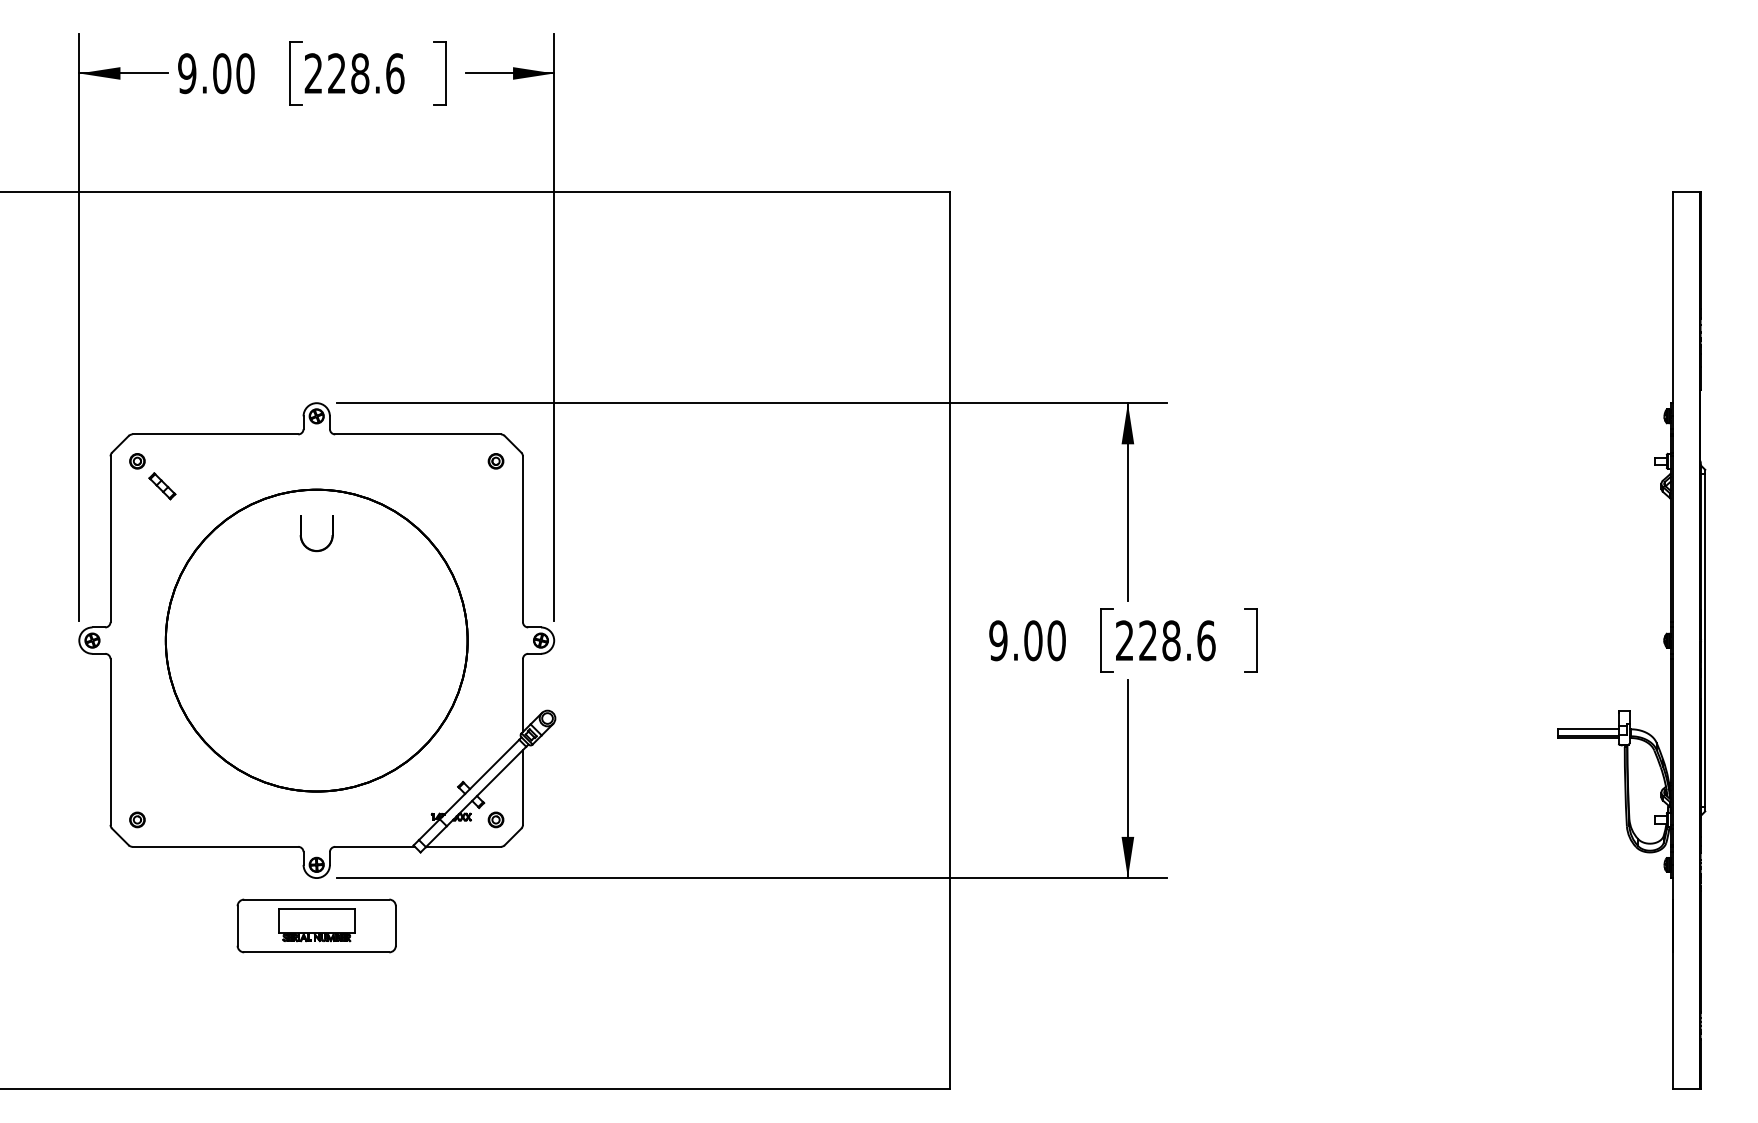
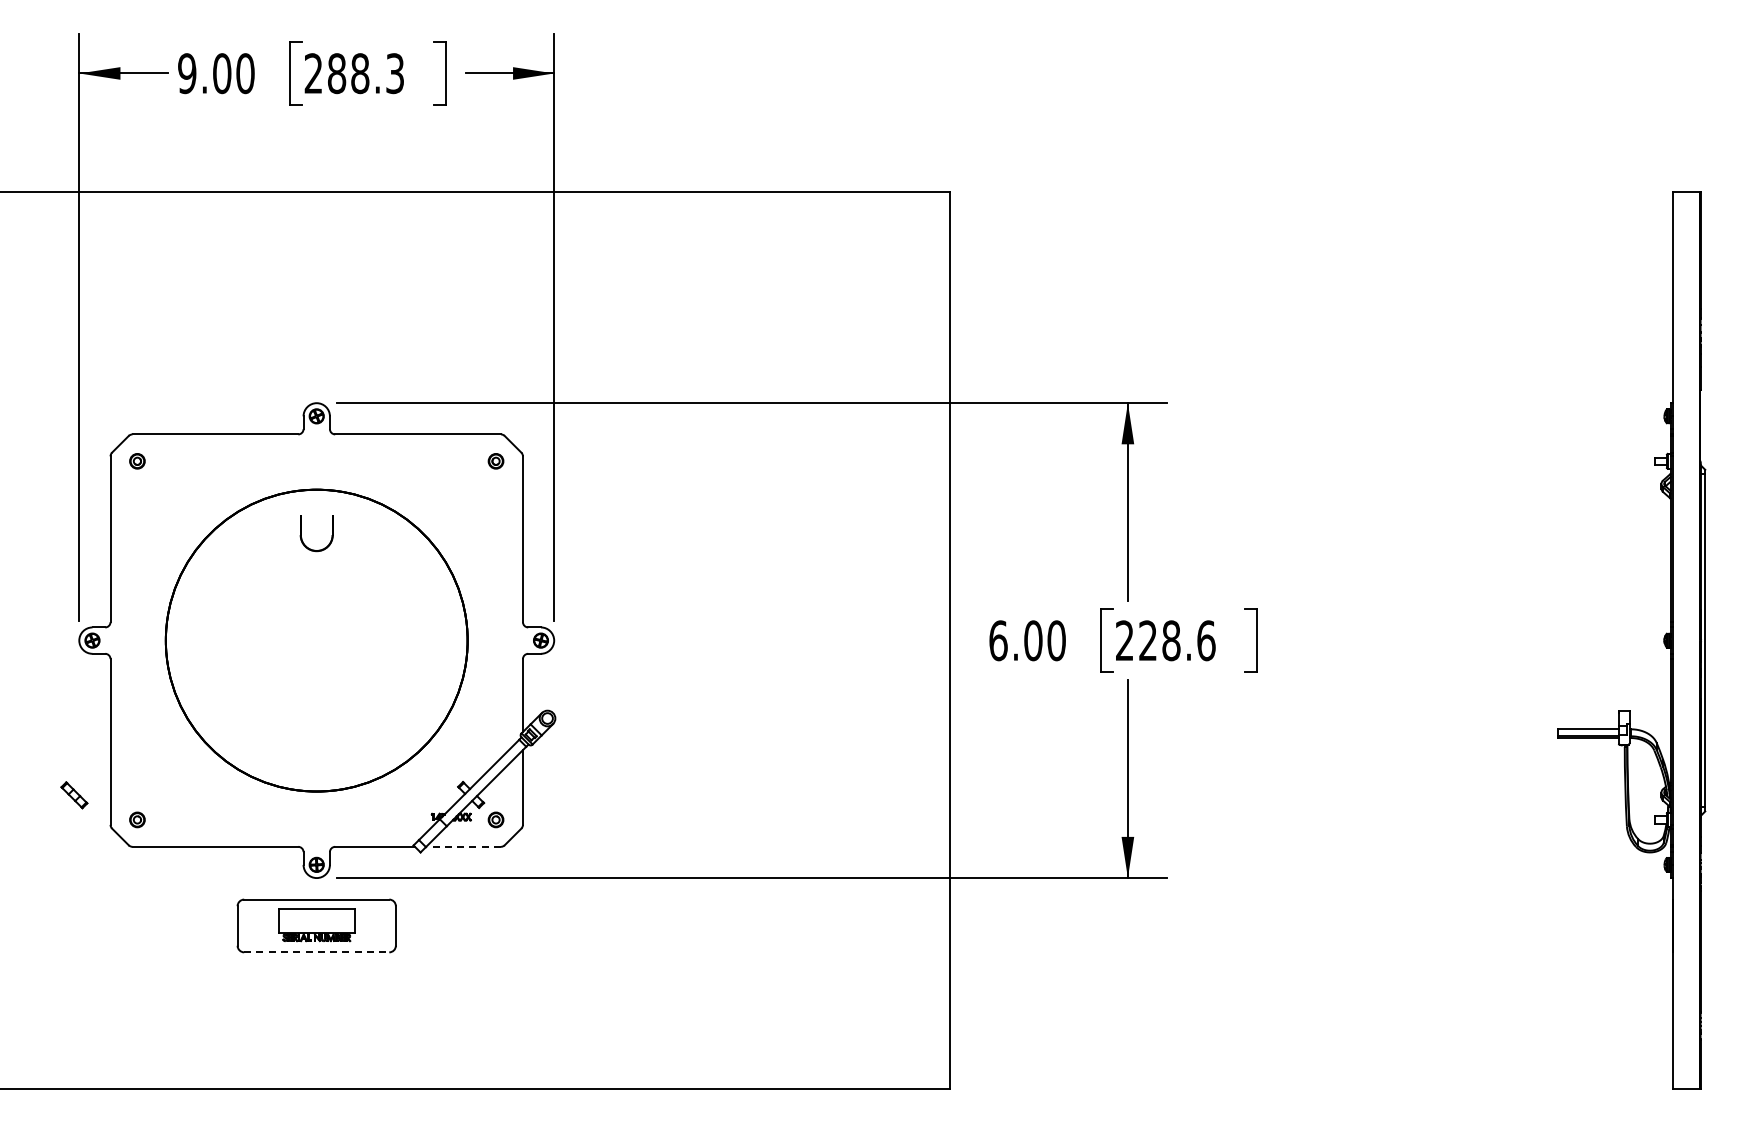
text: 228.6 -> 288.3 (366, 73)
part position: (162, 486) -> (74, 795) (74, 795)
text: 9.00 -> 6.00 (998, 640)
line: solid -> dashed (463, 846)
line: solid -> dashed (316, 952)
